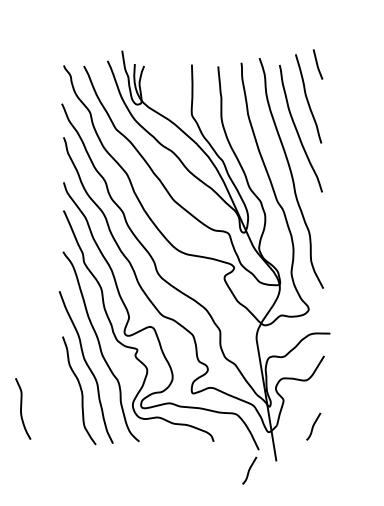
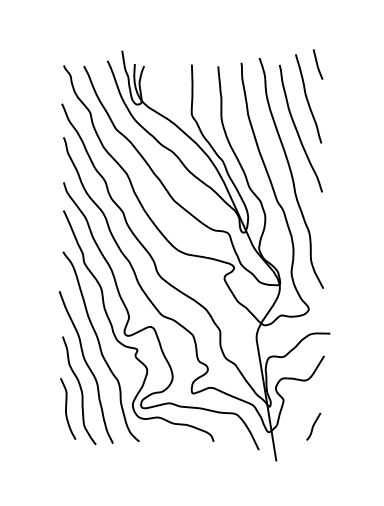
curve position: (21, 408) -> (66, 408) (66, 408)
curve: present -> none (249, 470)
